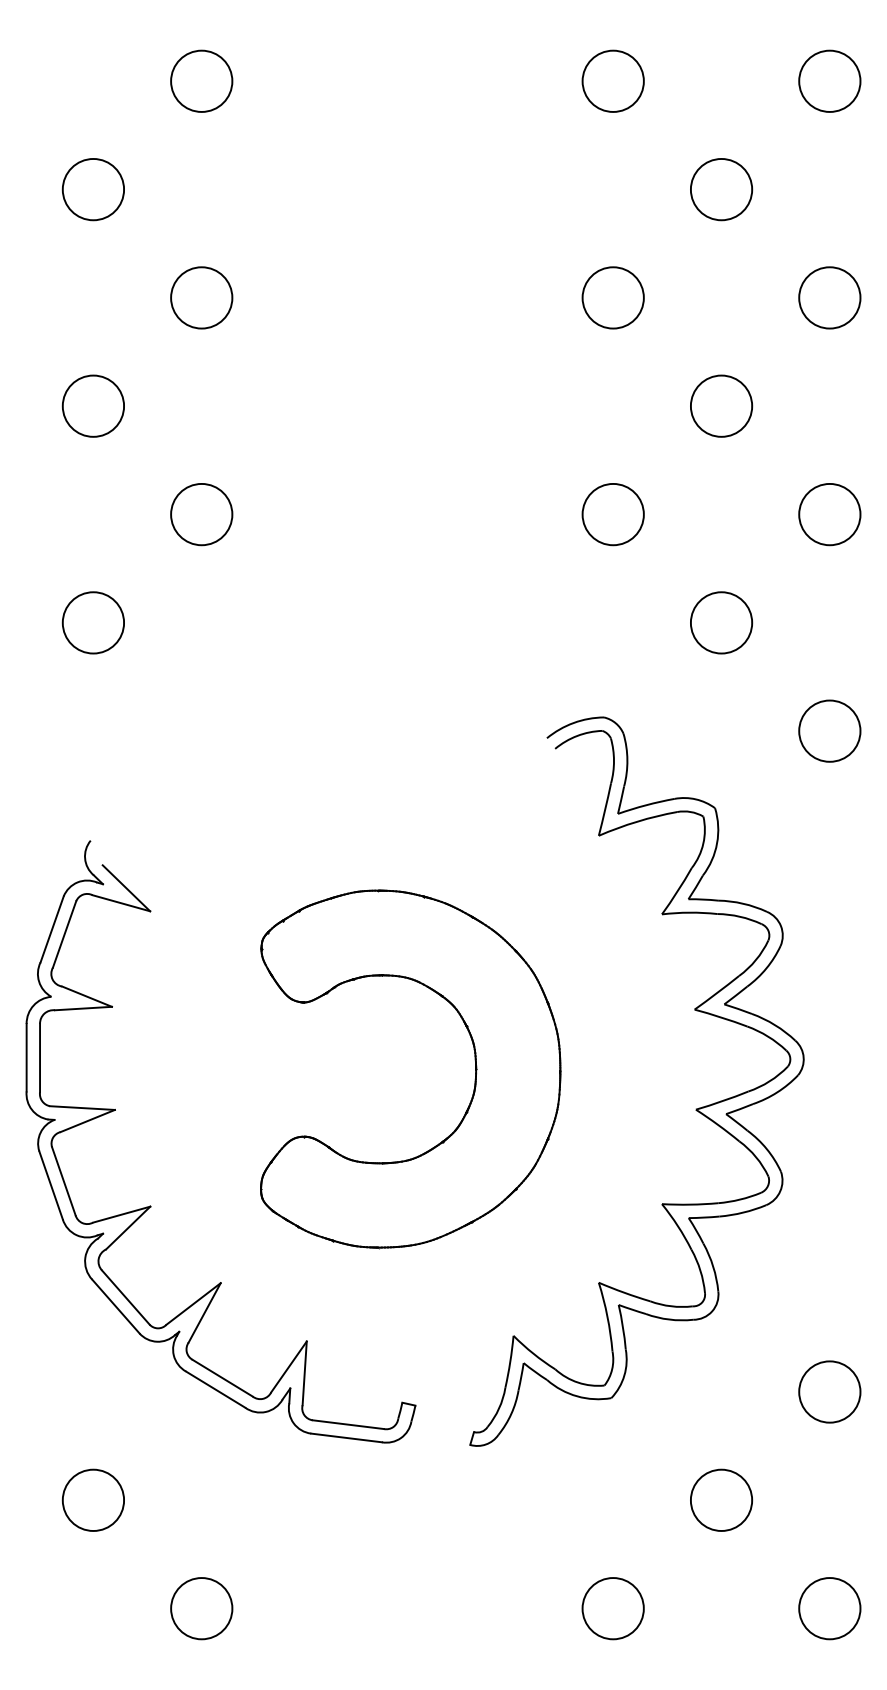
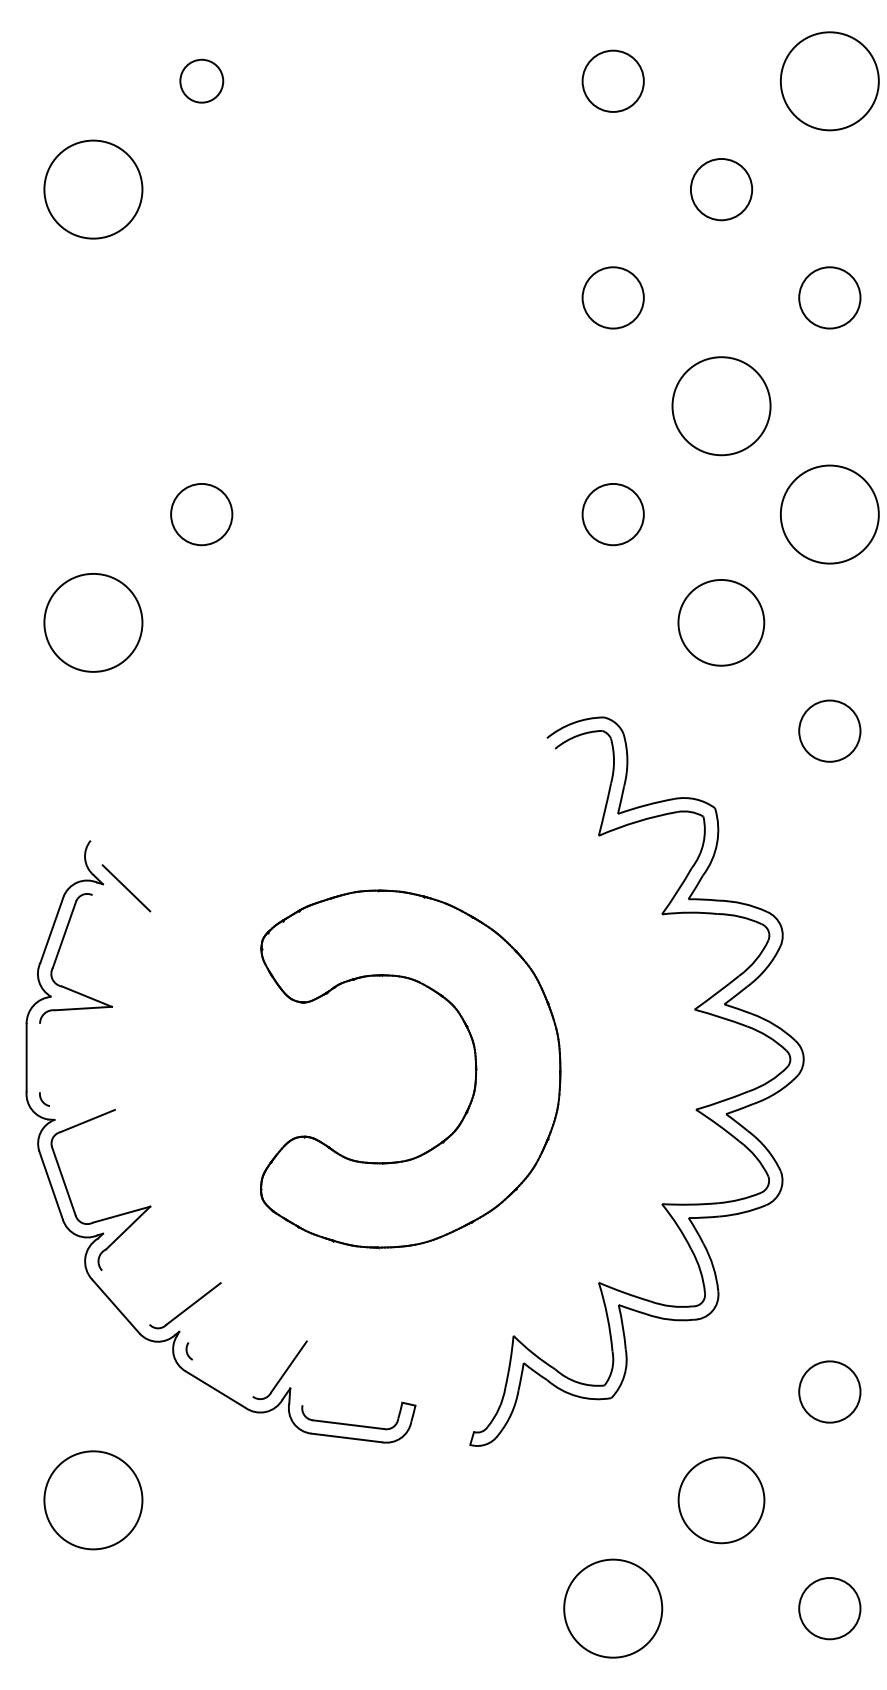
circle size: 64x64 px -> 46x46 px (201, 80)
circle diameter: 61 px -> 98 px (829, 81)
circle diameter: 61 px -> 98 px (93, 189)
circle: present -> none (201, 297)
circle: present -> none (92, 405)
circle diameter: 61 px -> 98 px (721, 406)
circle diameter: 61 px -> 98 px (829, 514)
circle diameter: 61 px -> 98 px (93, 622)
circle size: 64x64 px -> 89x88 px (721, 622)
line: present -> none (121, 903)
line: present -> none (40, 1057)
line: present -> none (81, 1107)
line: present -> none (125, 1297)
line: present -> none (204, 1312)
line: present -> none (304, 1373)
line: present -> none (222, 1377)
circle diameter: 61 px -> 98 px (93, 1500)
circle diameter: 61 px -> 86 px (721, 1500)
circle: present -> none (201, 1608)
circle diameter: 61 px -> 98 px (613, 1608)
